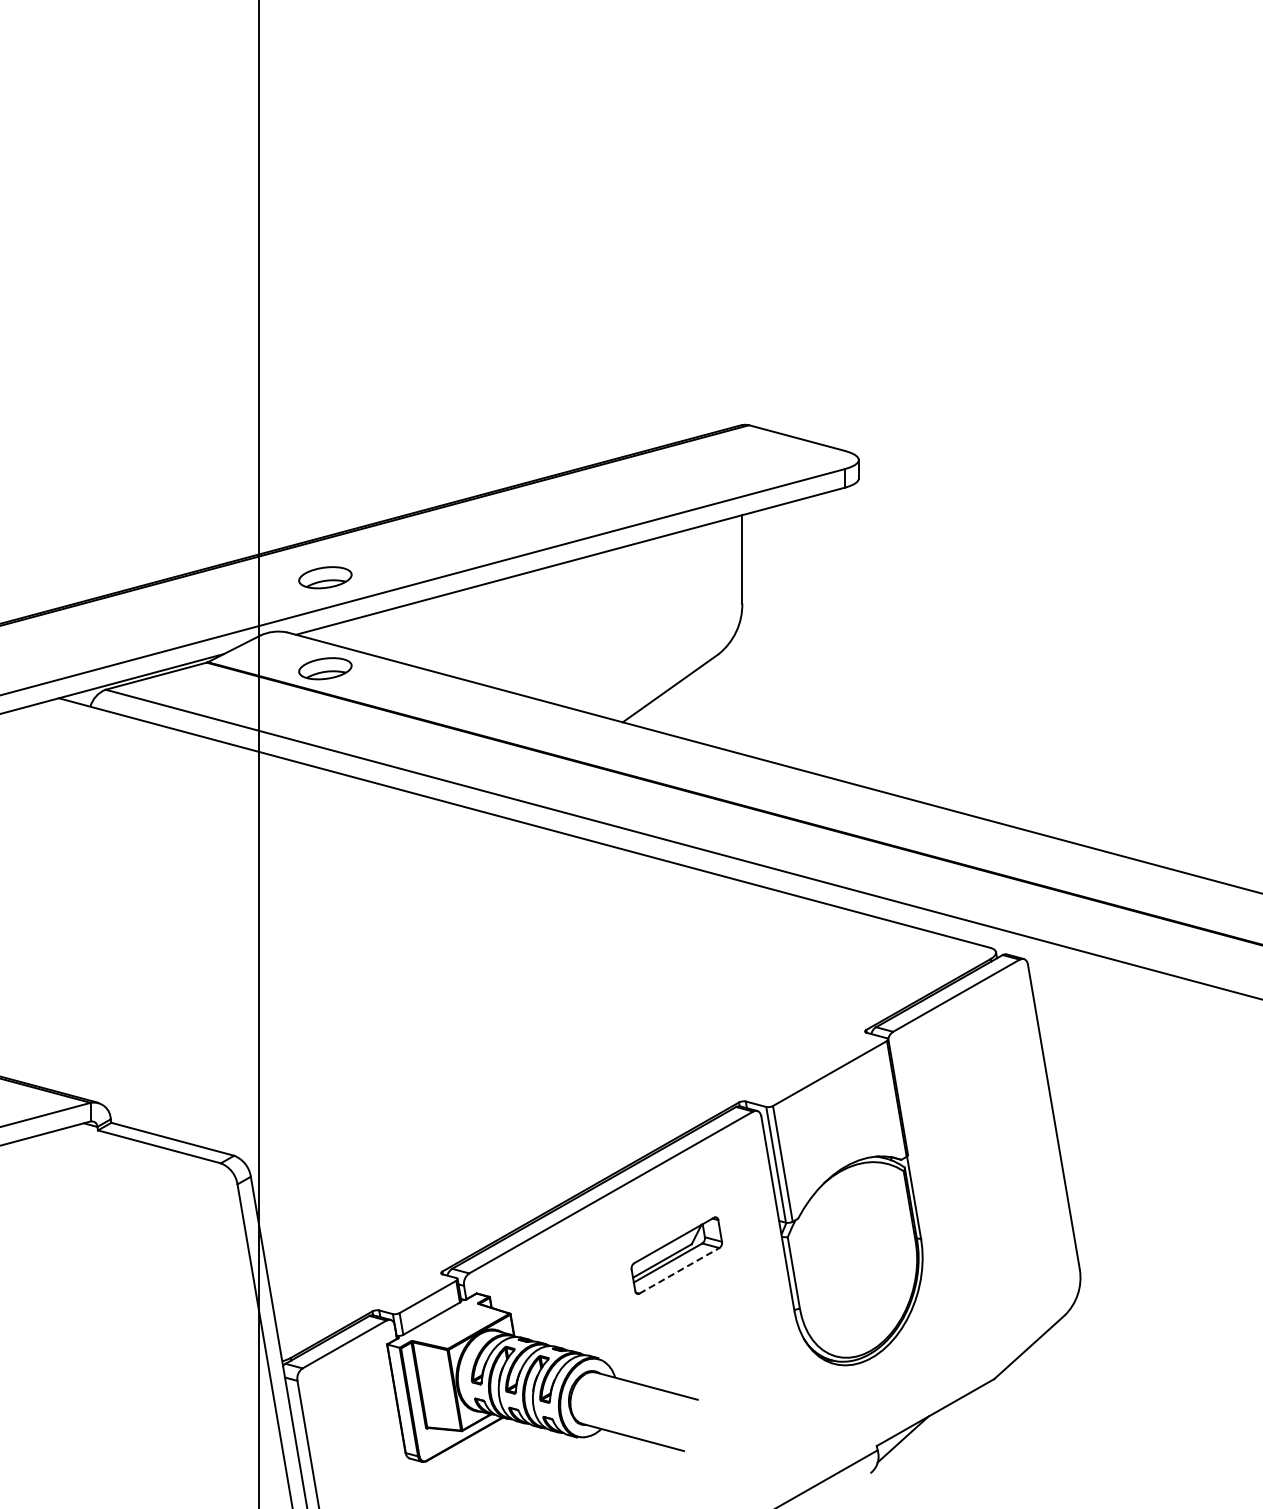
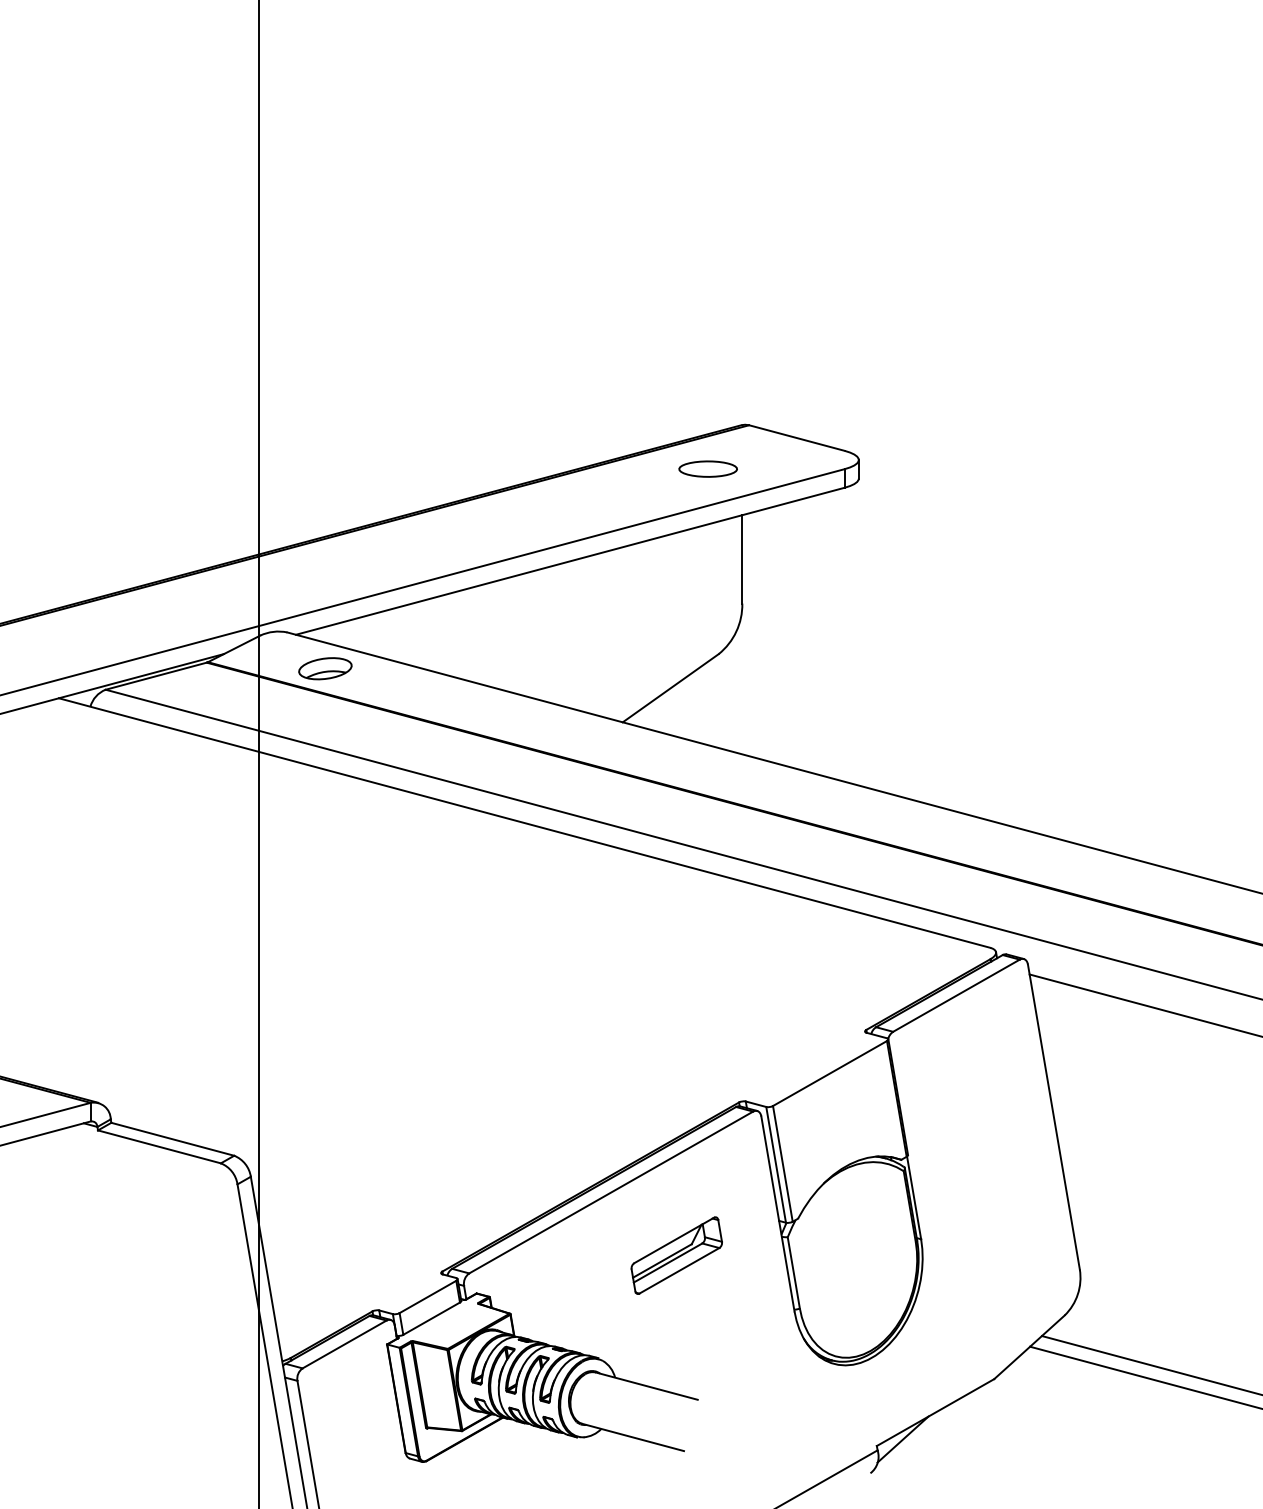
part: none -> present (707, 468)
part: present -> none (325, 577)
line: none -> present (1144, 1005)
line: dashed -> solid (679, 1270)
line: none -> present (1150, 1365)
line: none -> present (1144, 1377)
